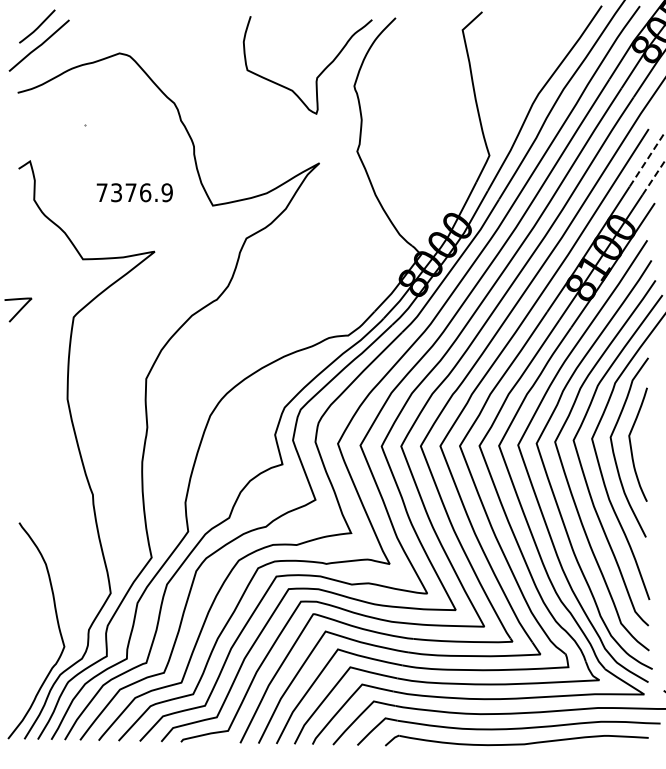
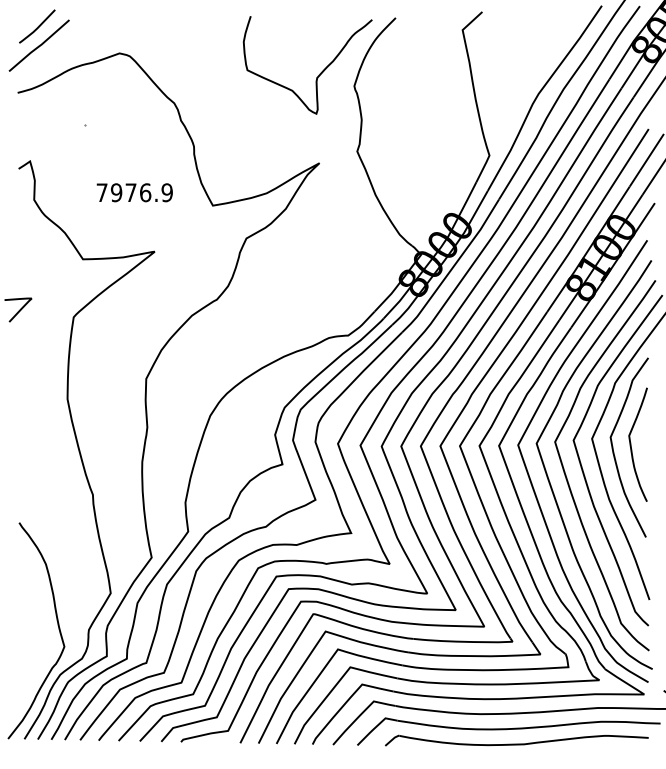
line: dashed -> solid (647, 159)
line: dashed -> solid (654, 177)
text: 7376.9 -> 7976.9 (116, 192)
